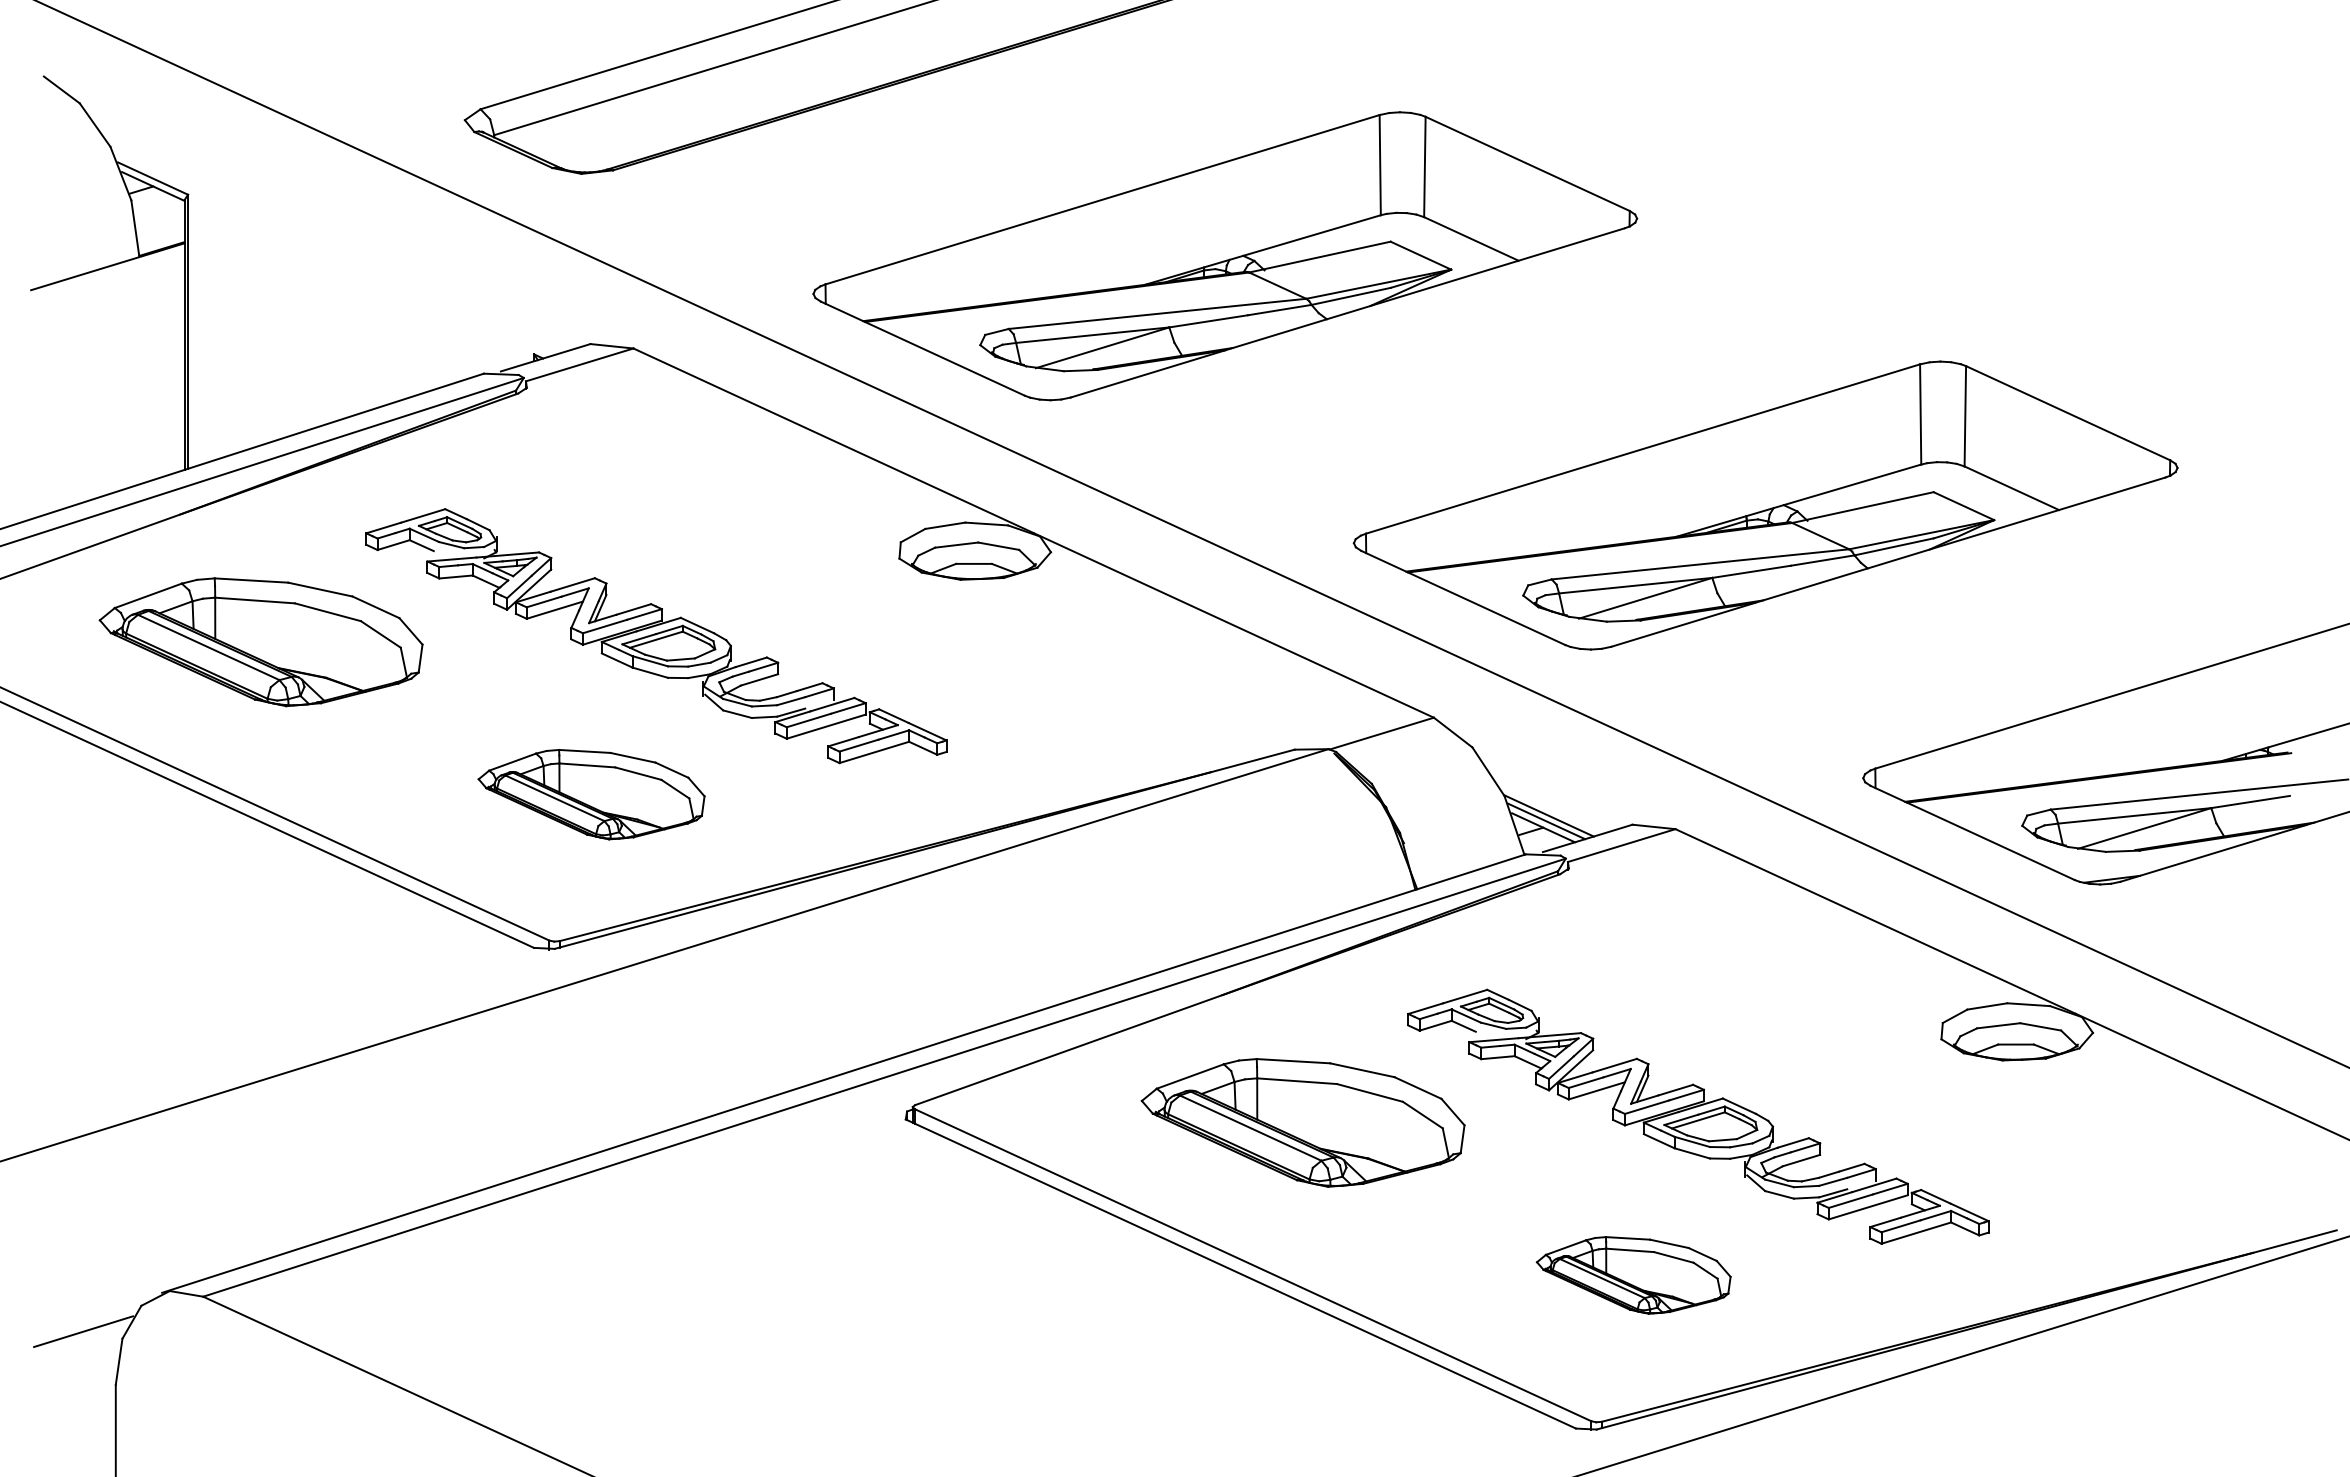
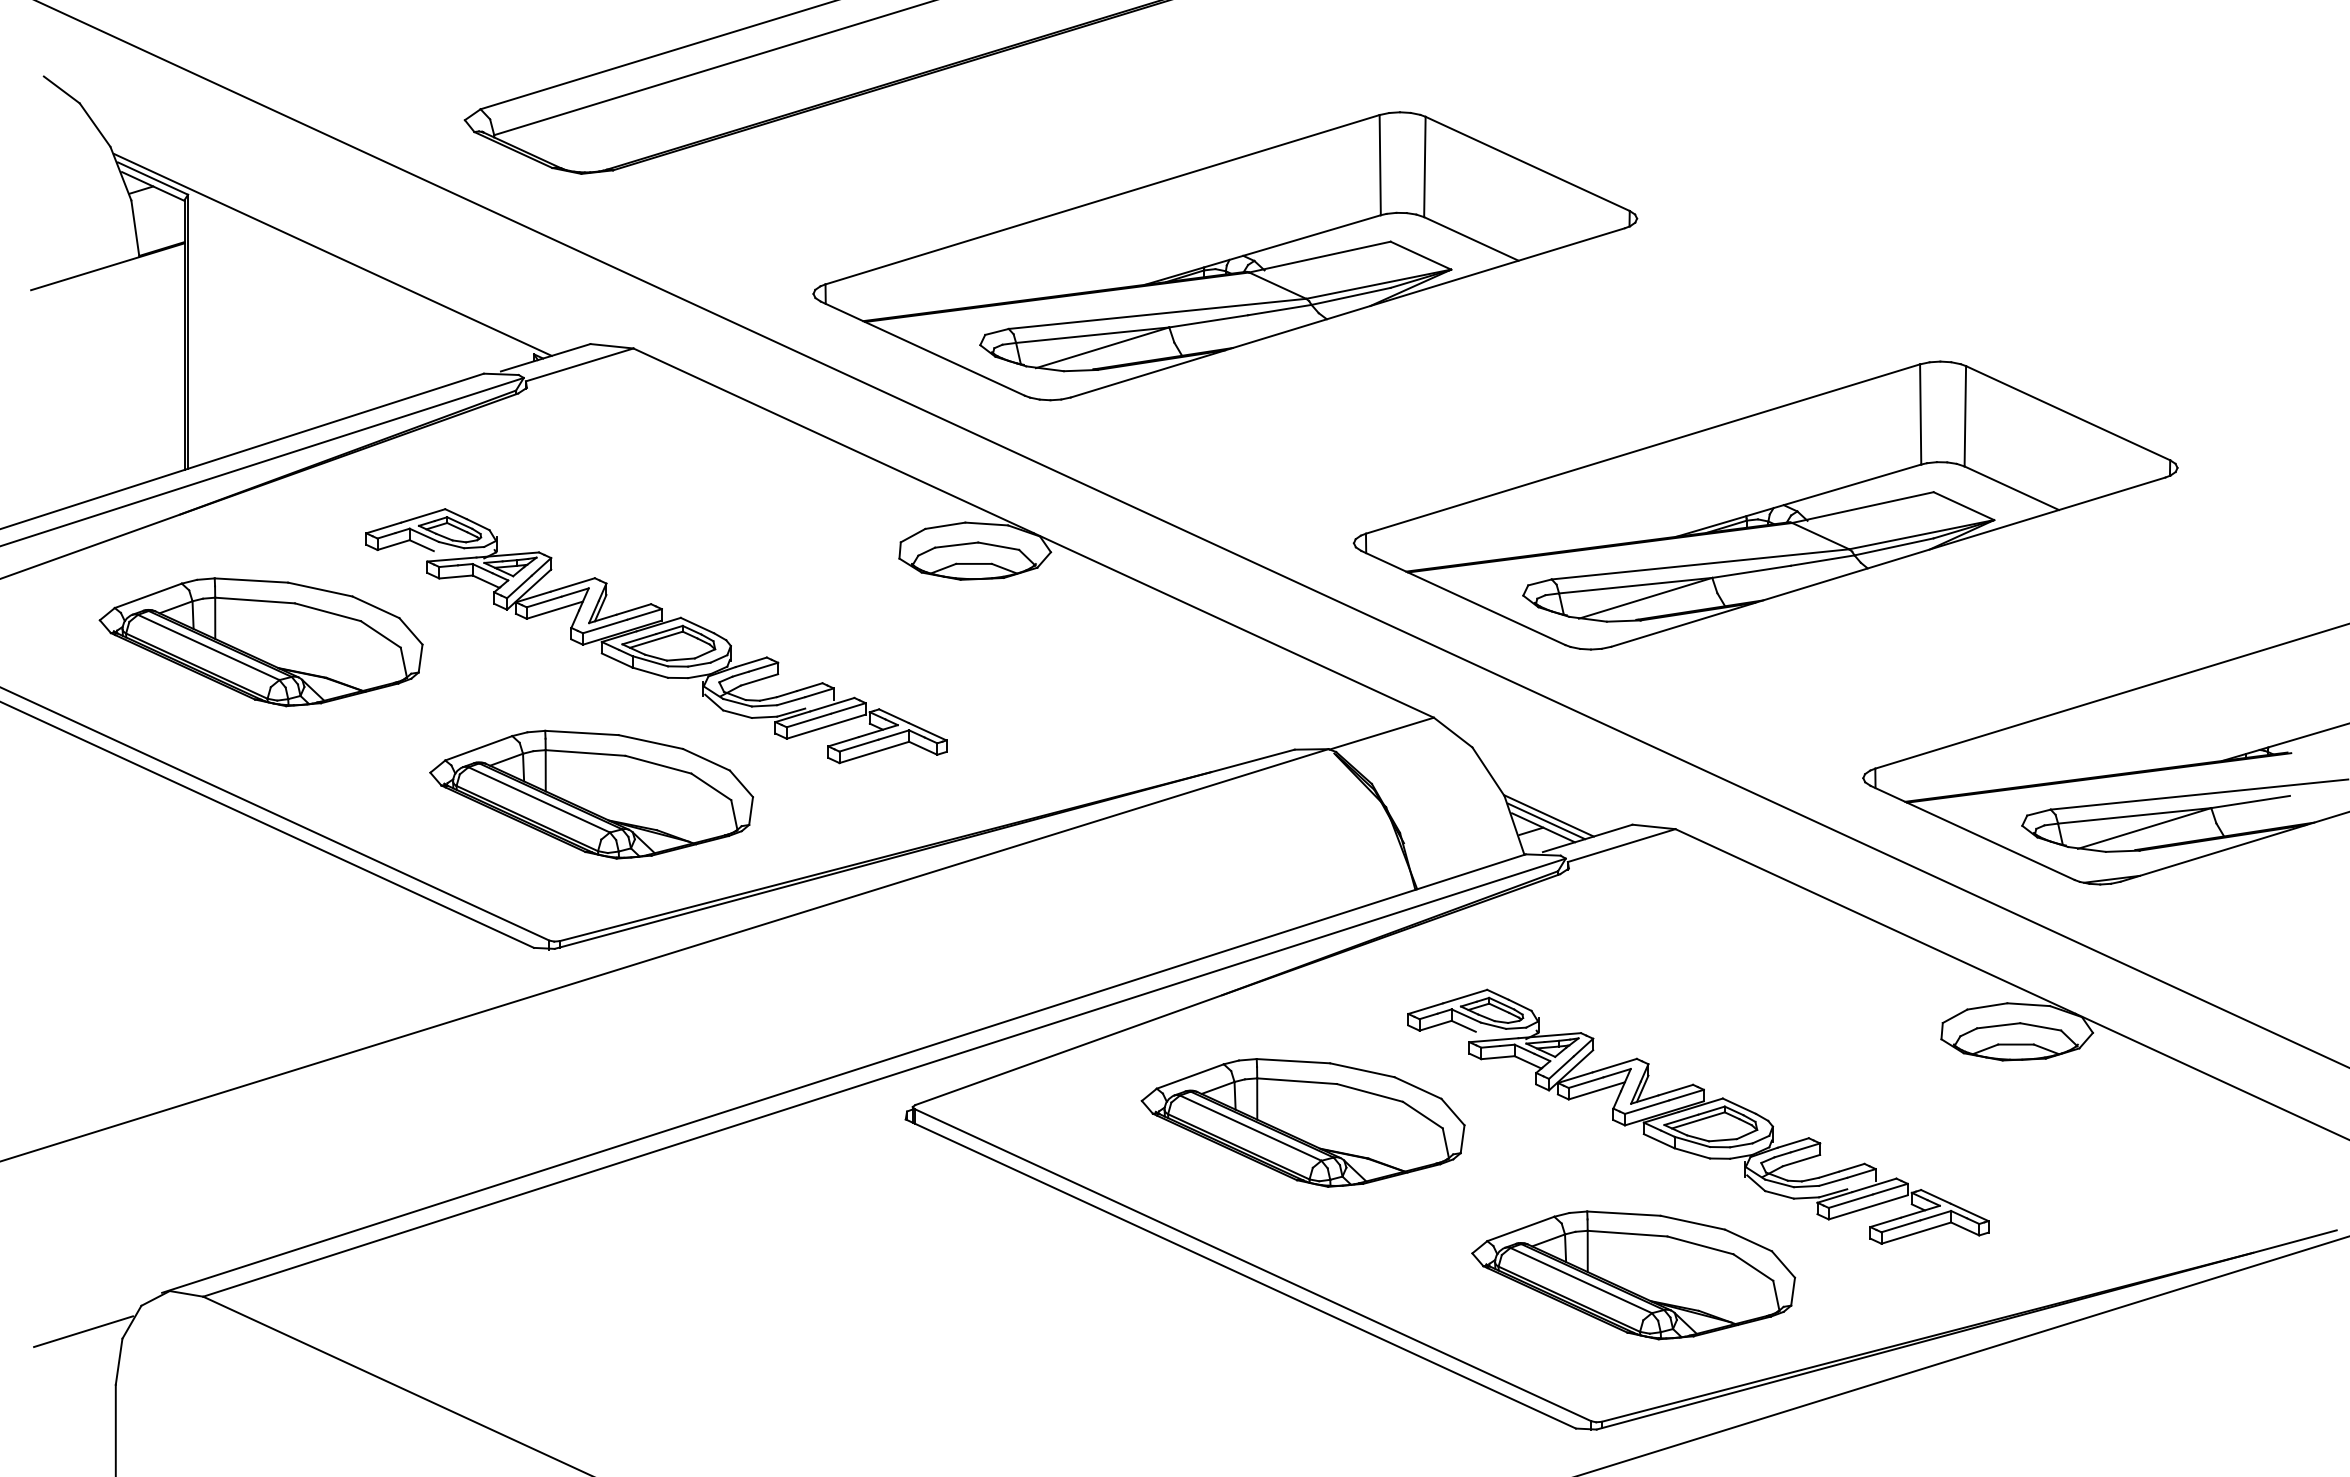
line: none -> present (332, 254)
part size: 229x92 px -> 325x131 px (591, 794)
part size: 197x79 px -> 326x131 px (1633, 1275)
